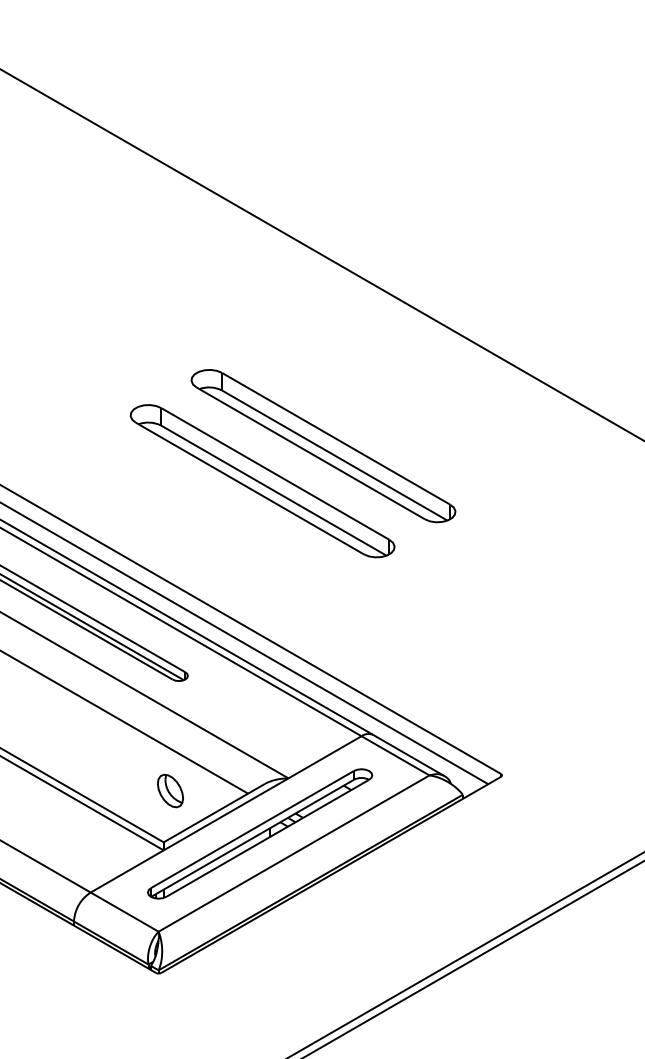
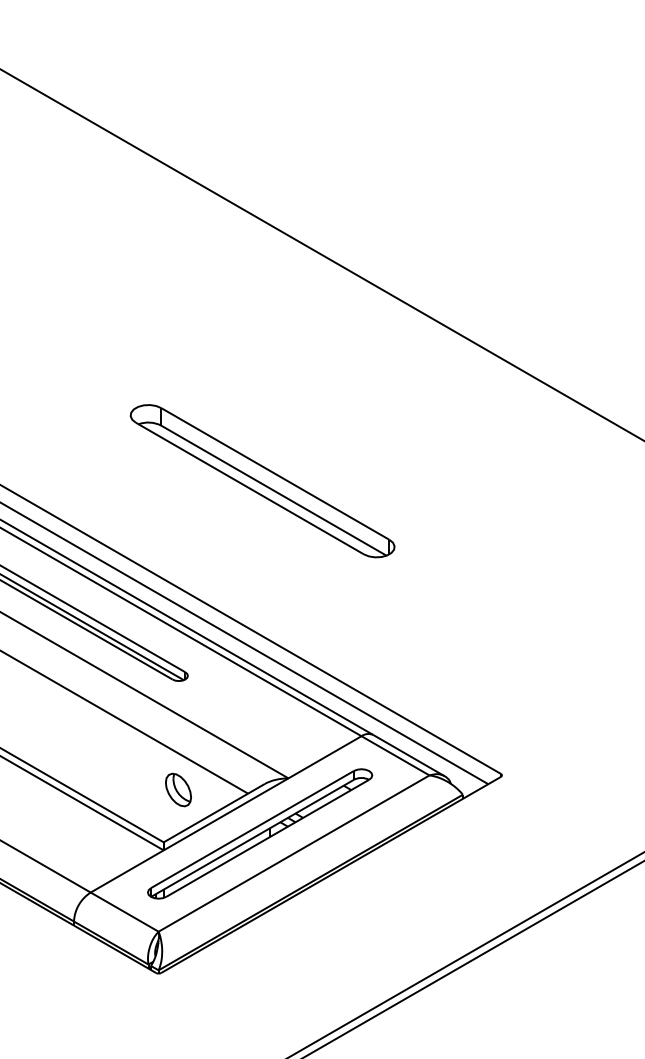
part: present -> none (323, 446)
part position: (170, 790) -> (178, 789) (178, 789)
